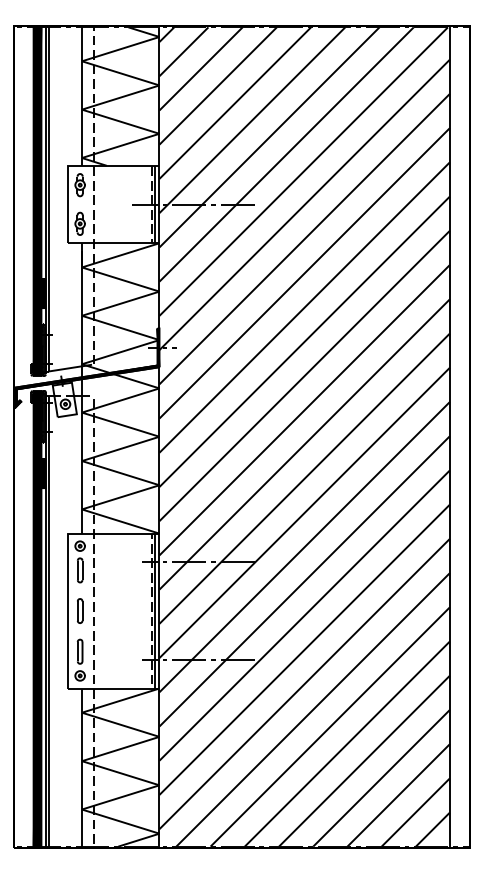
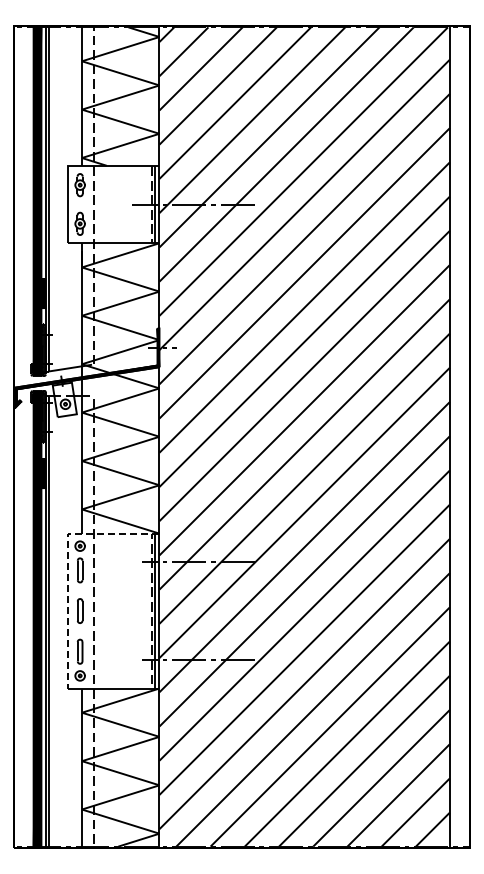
line: solid -> dashed (67, 564)
